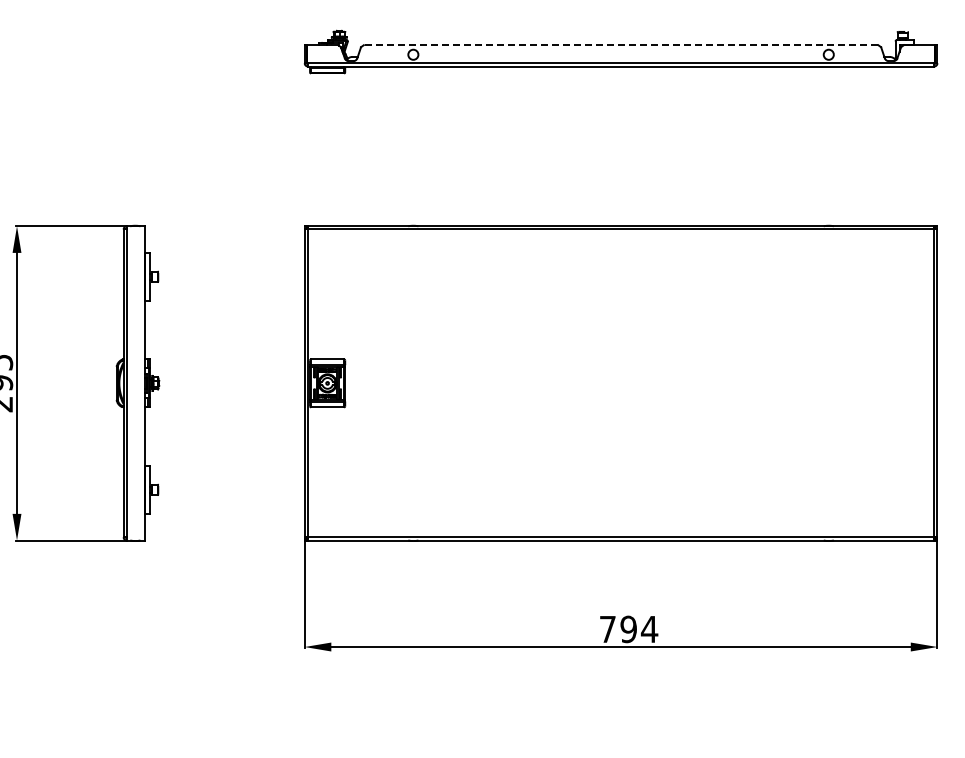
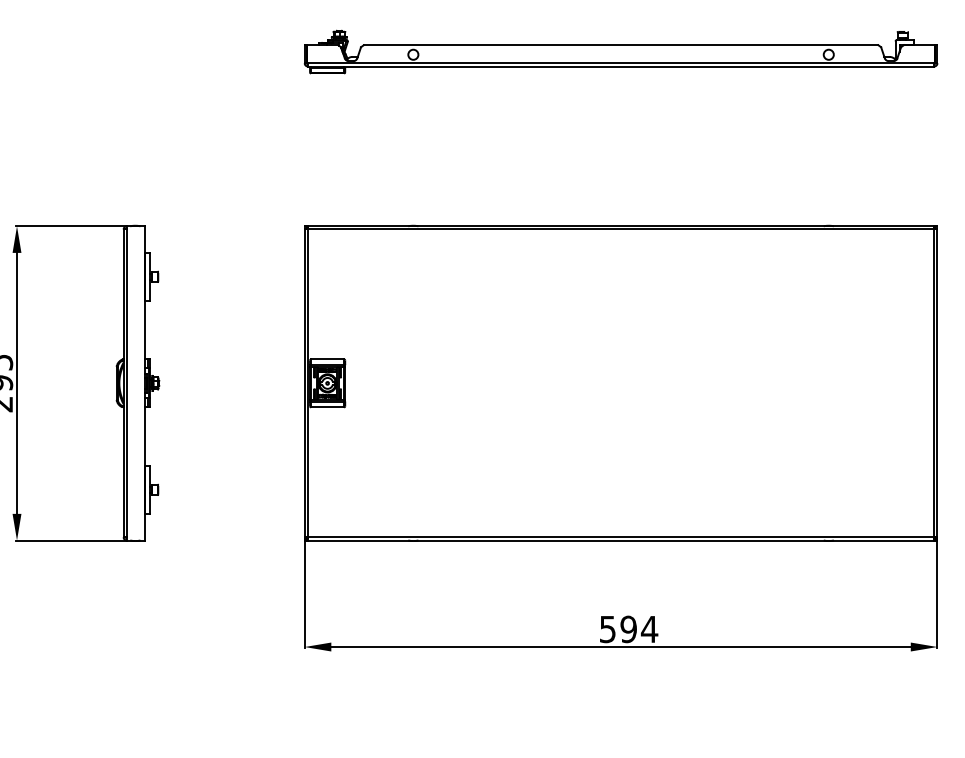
line: dashed -> solid (620, 45)
text: 794 -> 594 (607, 629)
